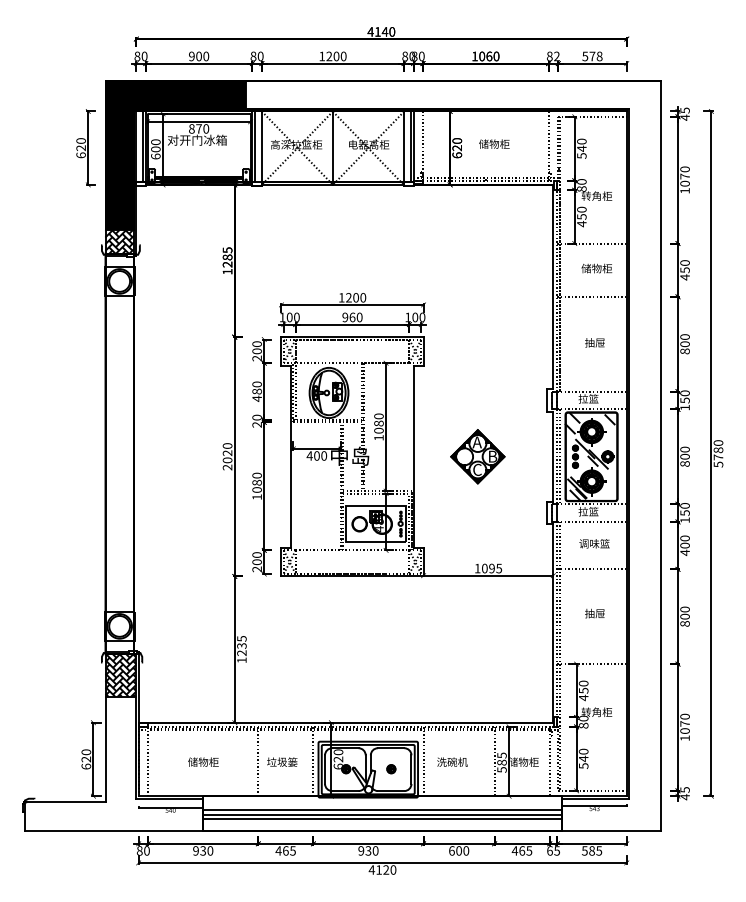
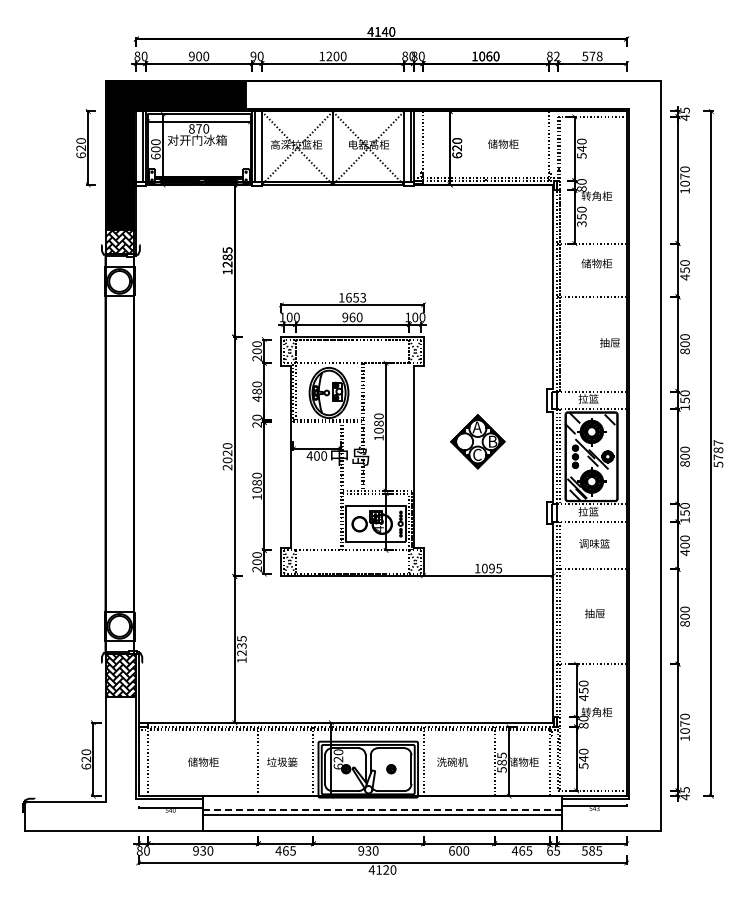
text: 80 -> 90 (253, 55)
text position: (494, 143) -> (503, 143) (503, 143)
text: 450 -> 350 (581, 223)
text position: (596, 268) -> (596, 263) (596, 263)
text: 1200 -> 1653 (356, 297)
text position: (594, 342) -> (609, 342) (609, 342)
text: 5780 -> 5787 (718, 442)
part position: (477, 456) -> (477, 441) (477, 441)
line: solid -> dashed (382, 809)
line: present -> none (382, 819)
